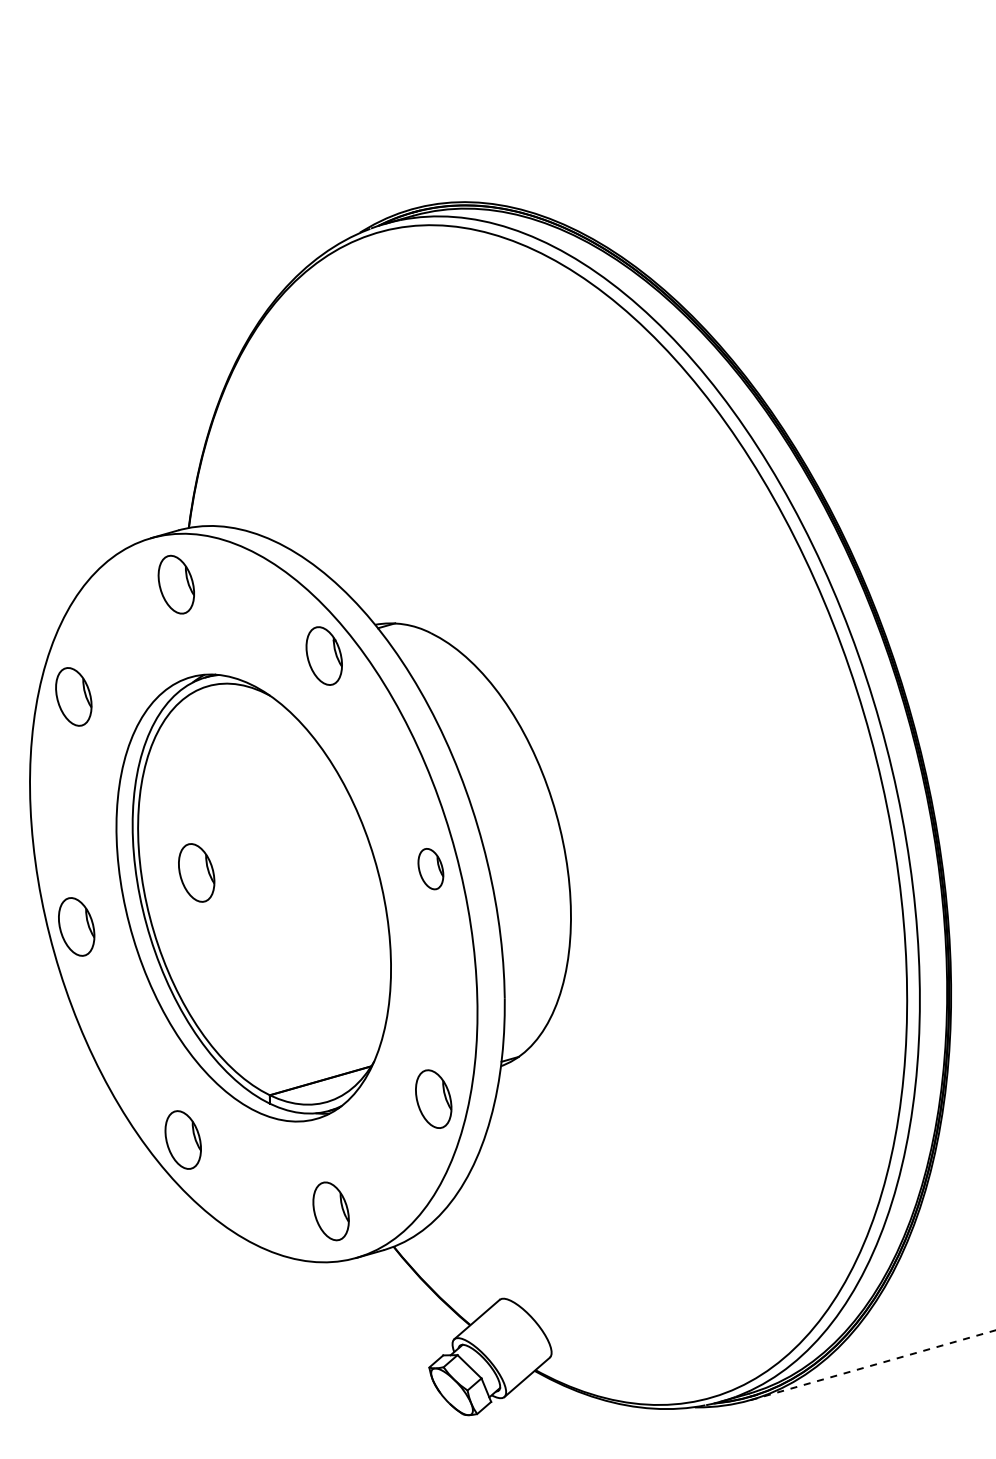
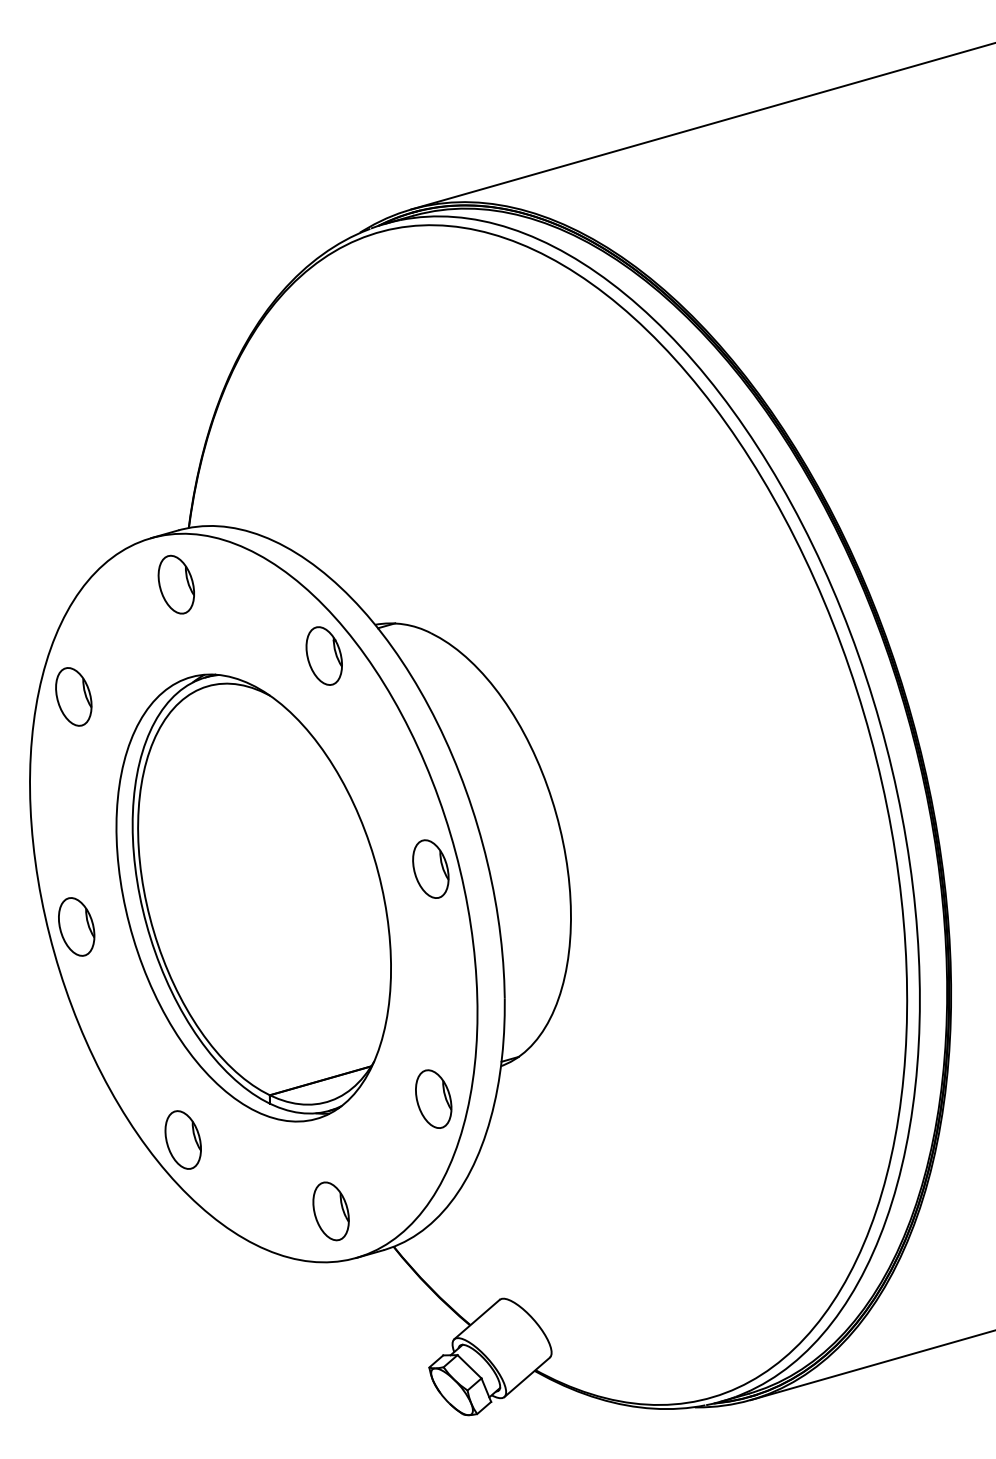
line: none -> present (701, 126)
part size: 28x43 px -> 38x60 px (430, 868)
part: present -> none (196, 872)
line: dashed -> solid (873, 1365)
